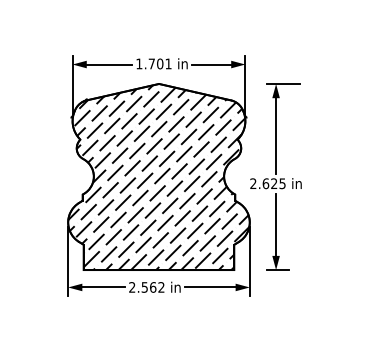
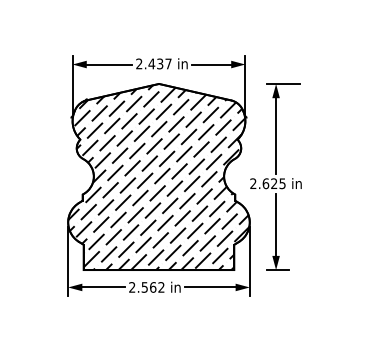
text: 1.701 -> 2.437 (153, 63)
